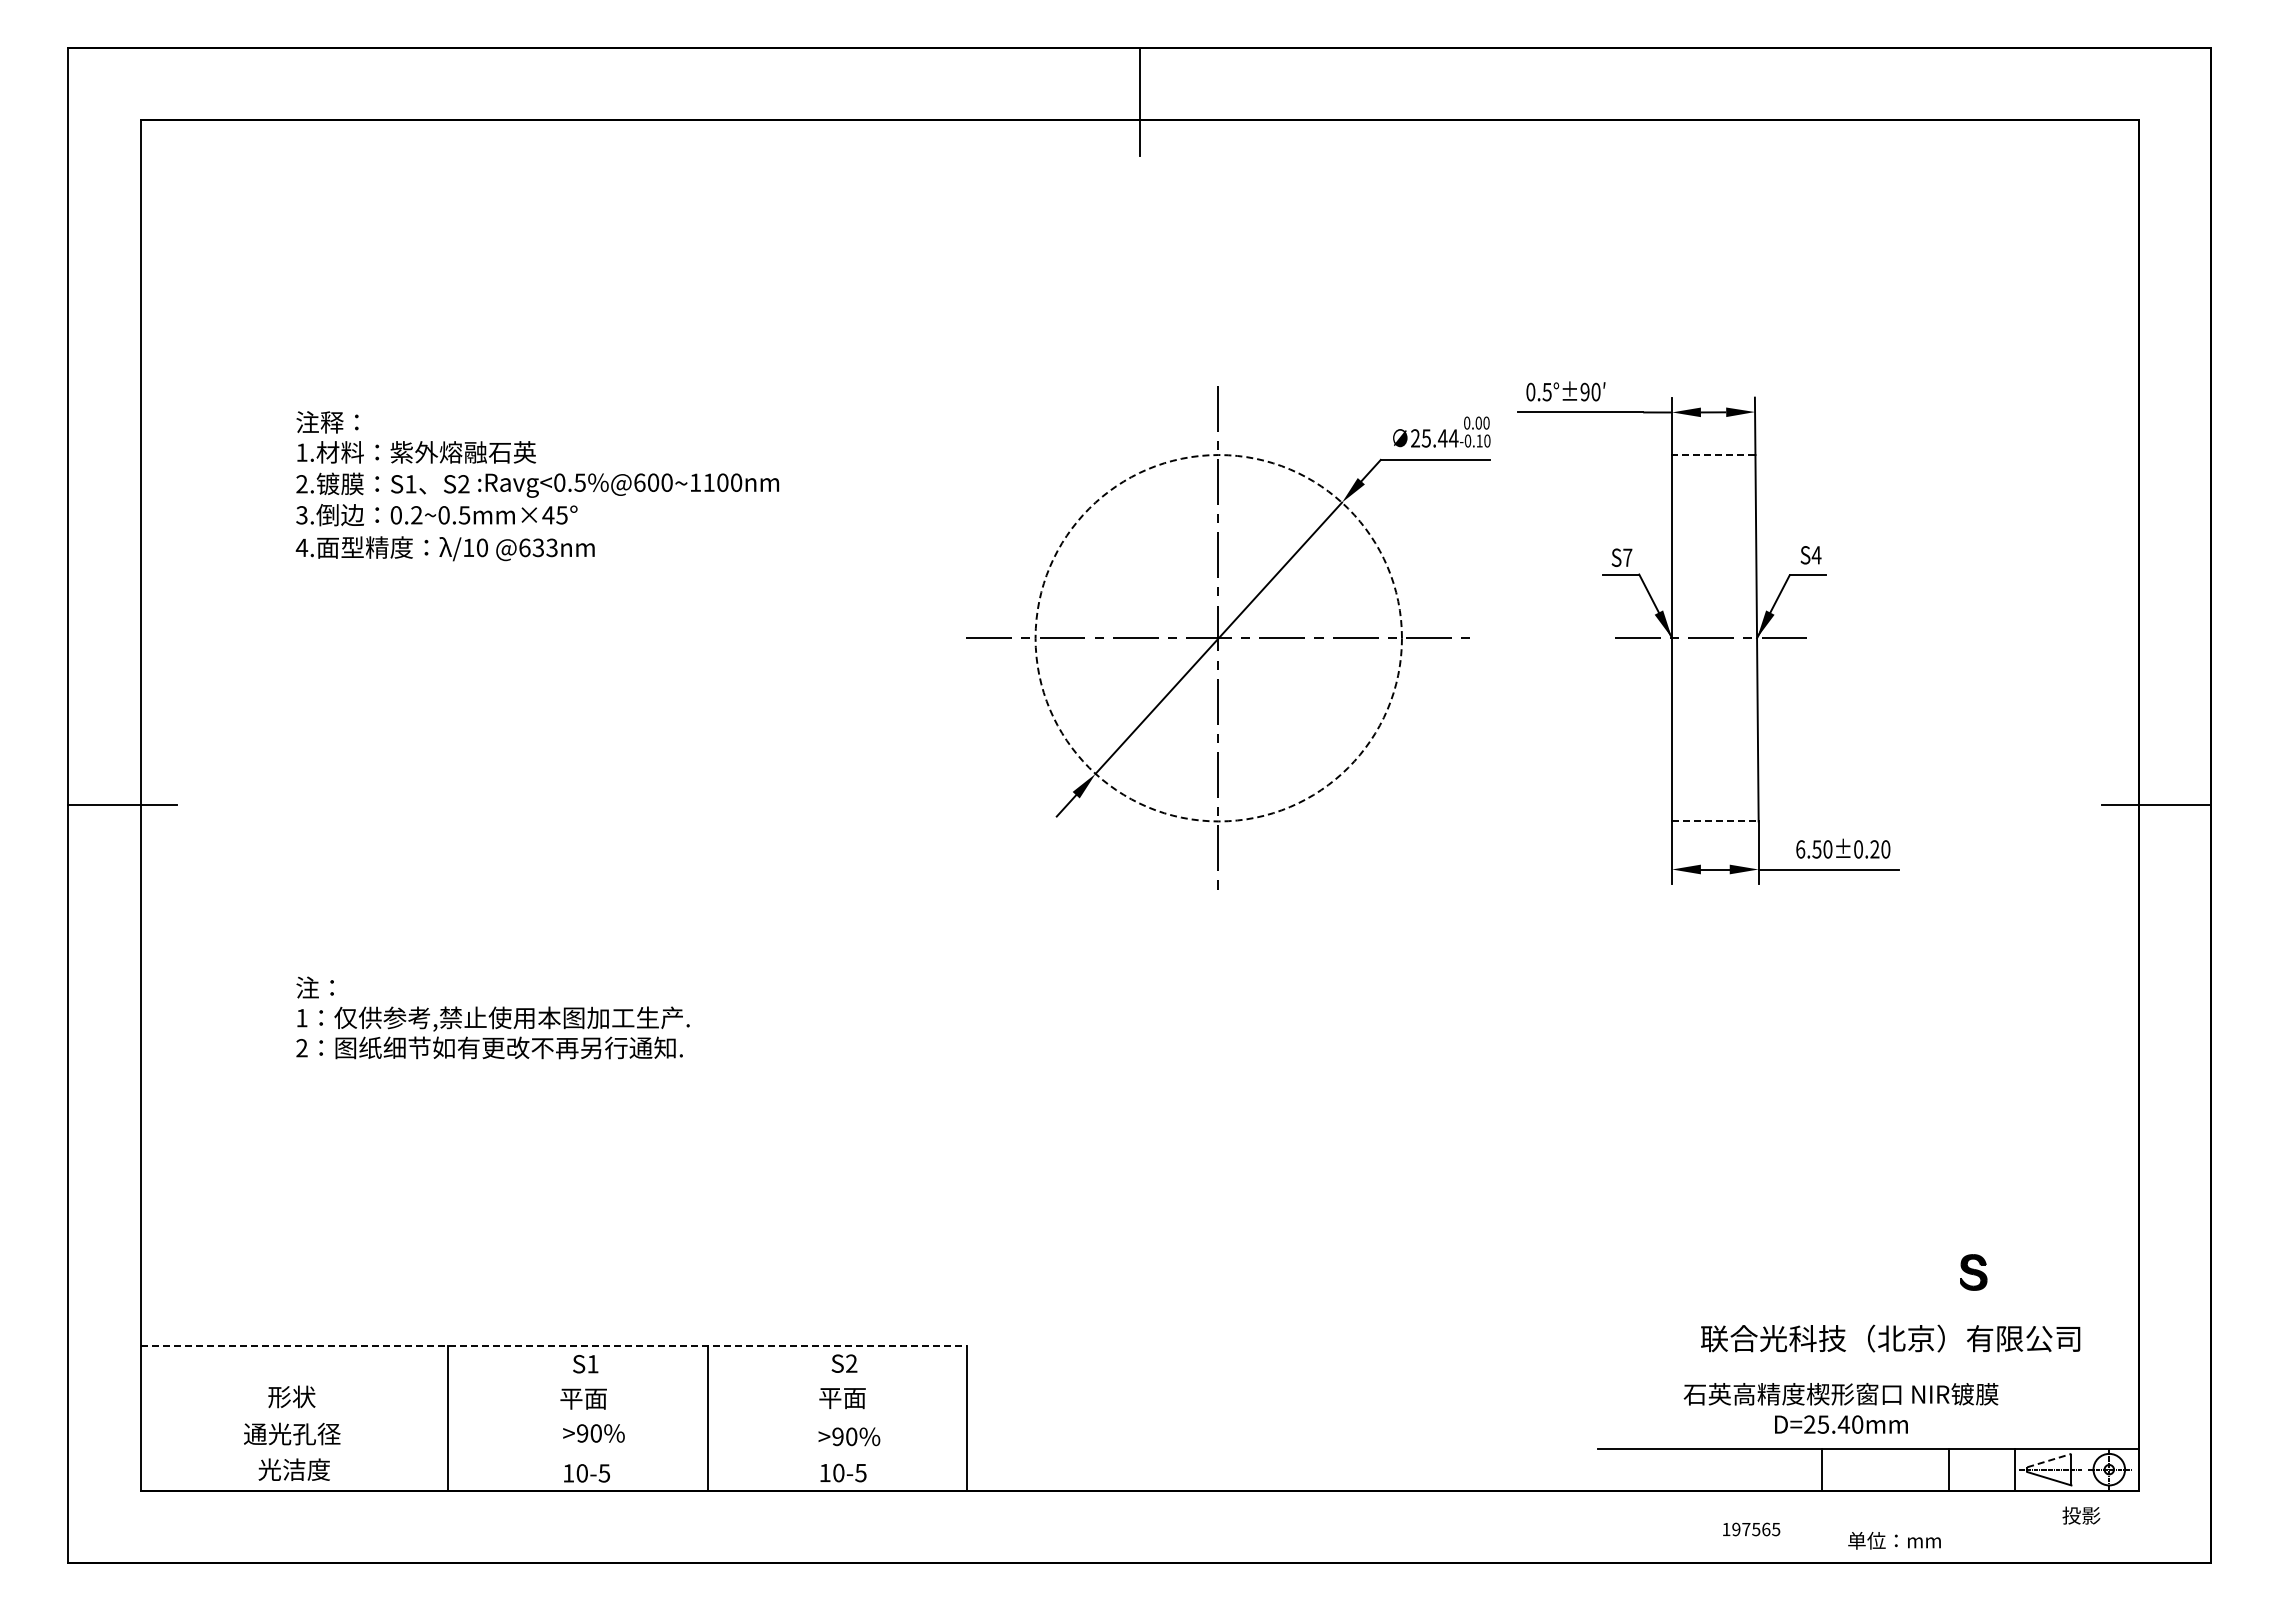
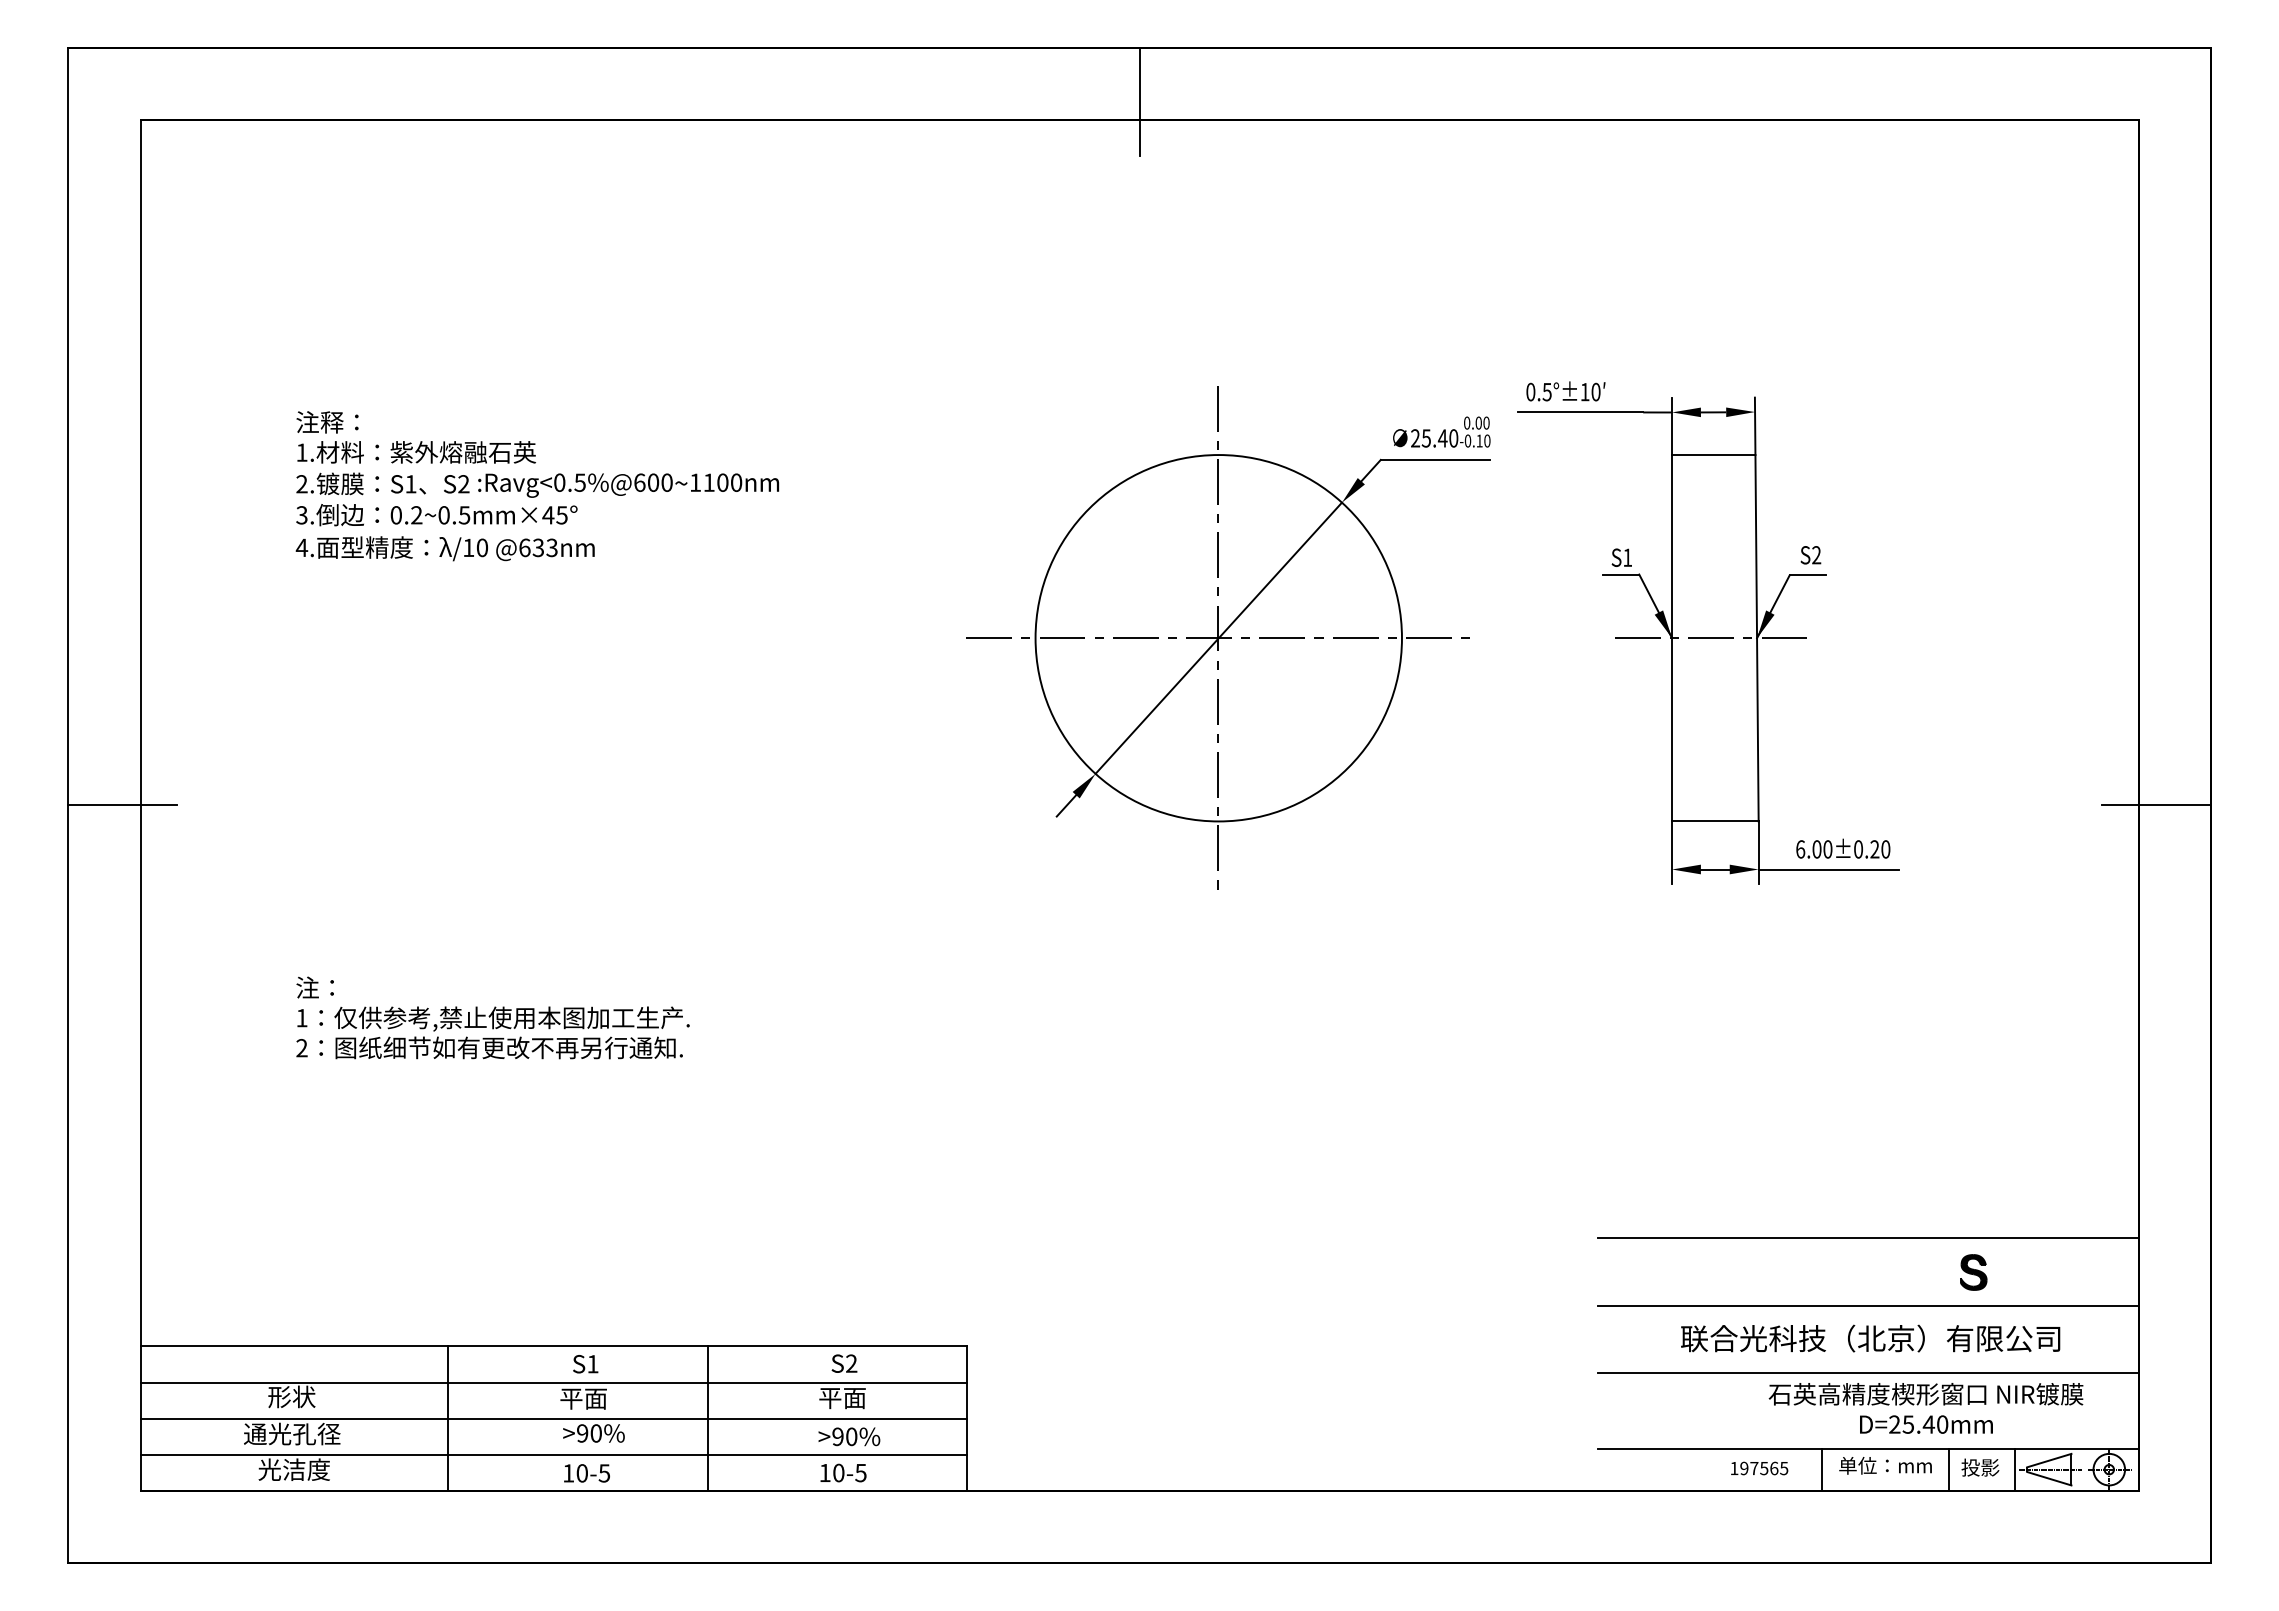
text: 0.5°±90 -> 0.5°±10 (1584, 391)
text: 25.44 -> 25.40 (1453, 438)
line: dashed -> solid (1713, 455)
text: S4 -> S2 (1816, 555)
text: S7 -> S1 (1627, 557)
circle: dashed -> solid (1218, 638)
line: dashed -> solid (1715, 821)
text: 6.50±0.20 -> 6.00±0.20 (1816, 849)
line: none -> present (1867, 1238)
line: none -> present (1867, 1305)
text position: (1890, 1338) -> (1870, 1338) (1870, 1338)
line: dashed -> solid (554, 1346)
line: none -> present (1867, 1372)
line: none -> present (553, 1382)
text position: (1840, 1408) -> (1925, 1408) (1925, 1408)
line: none -> present (553, 1418)
line: none -> present (553, 1454)
line: dashed -> solid (2049, 1460)
text position: (2081, 1515) -> (1980, 1467) (1980, 1467)
text position: (1751, 1529) -> (1759, 1468) (1759, 1468)
text position: (1894, 1540) -> (1885, 1465) (1885, 1465)
